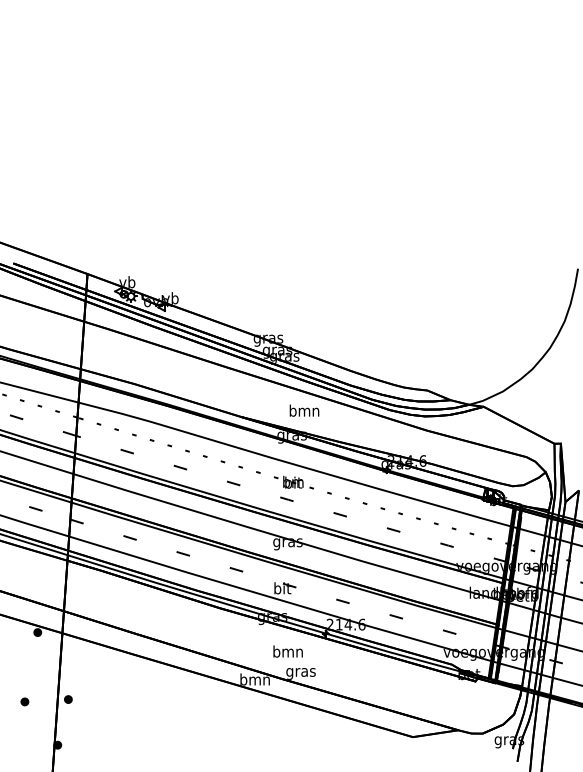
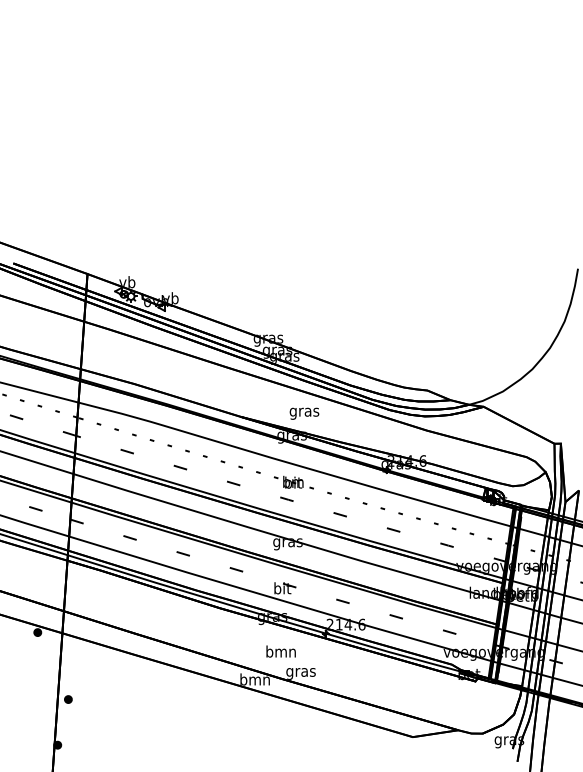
text: bmn -> gras (304, 411)
text position: (287, 651) -> (280, 651) (280, 651)
part: present -> none (24, 701)
